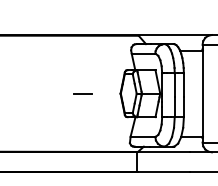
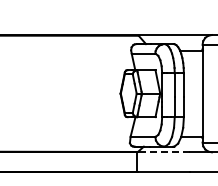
line: present -> none (82, 93)
line: solid -> dashed (163, 152)
